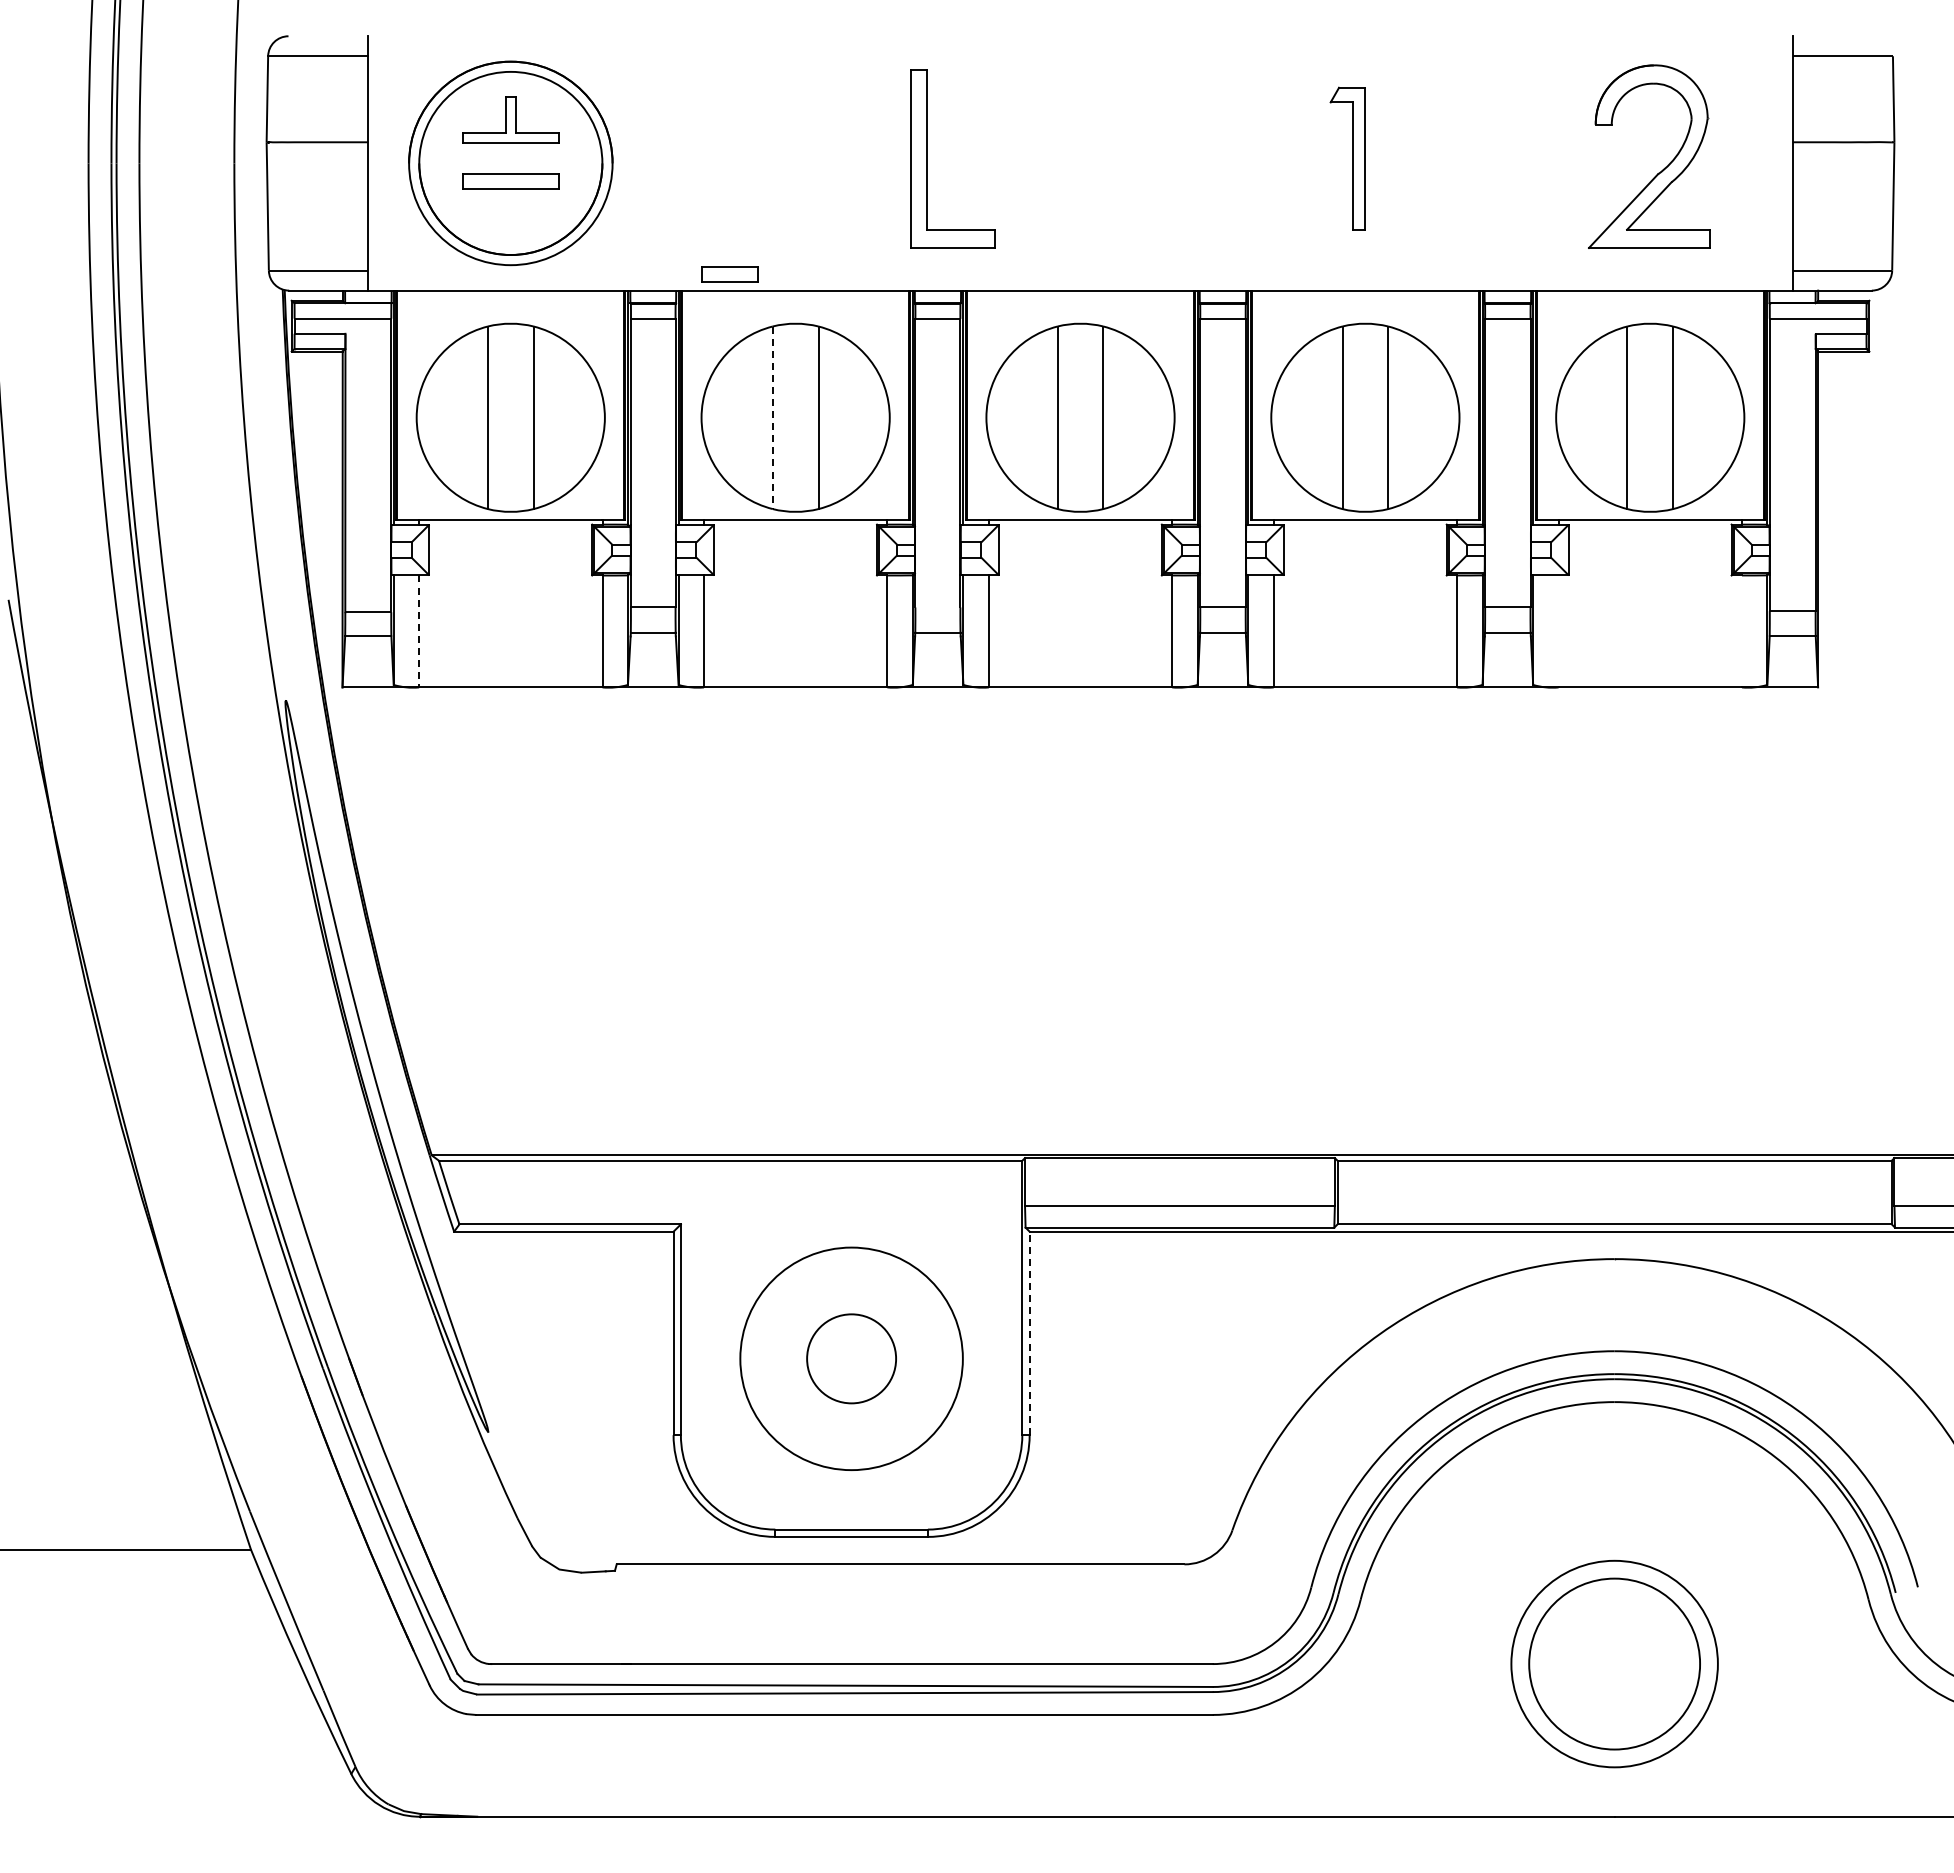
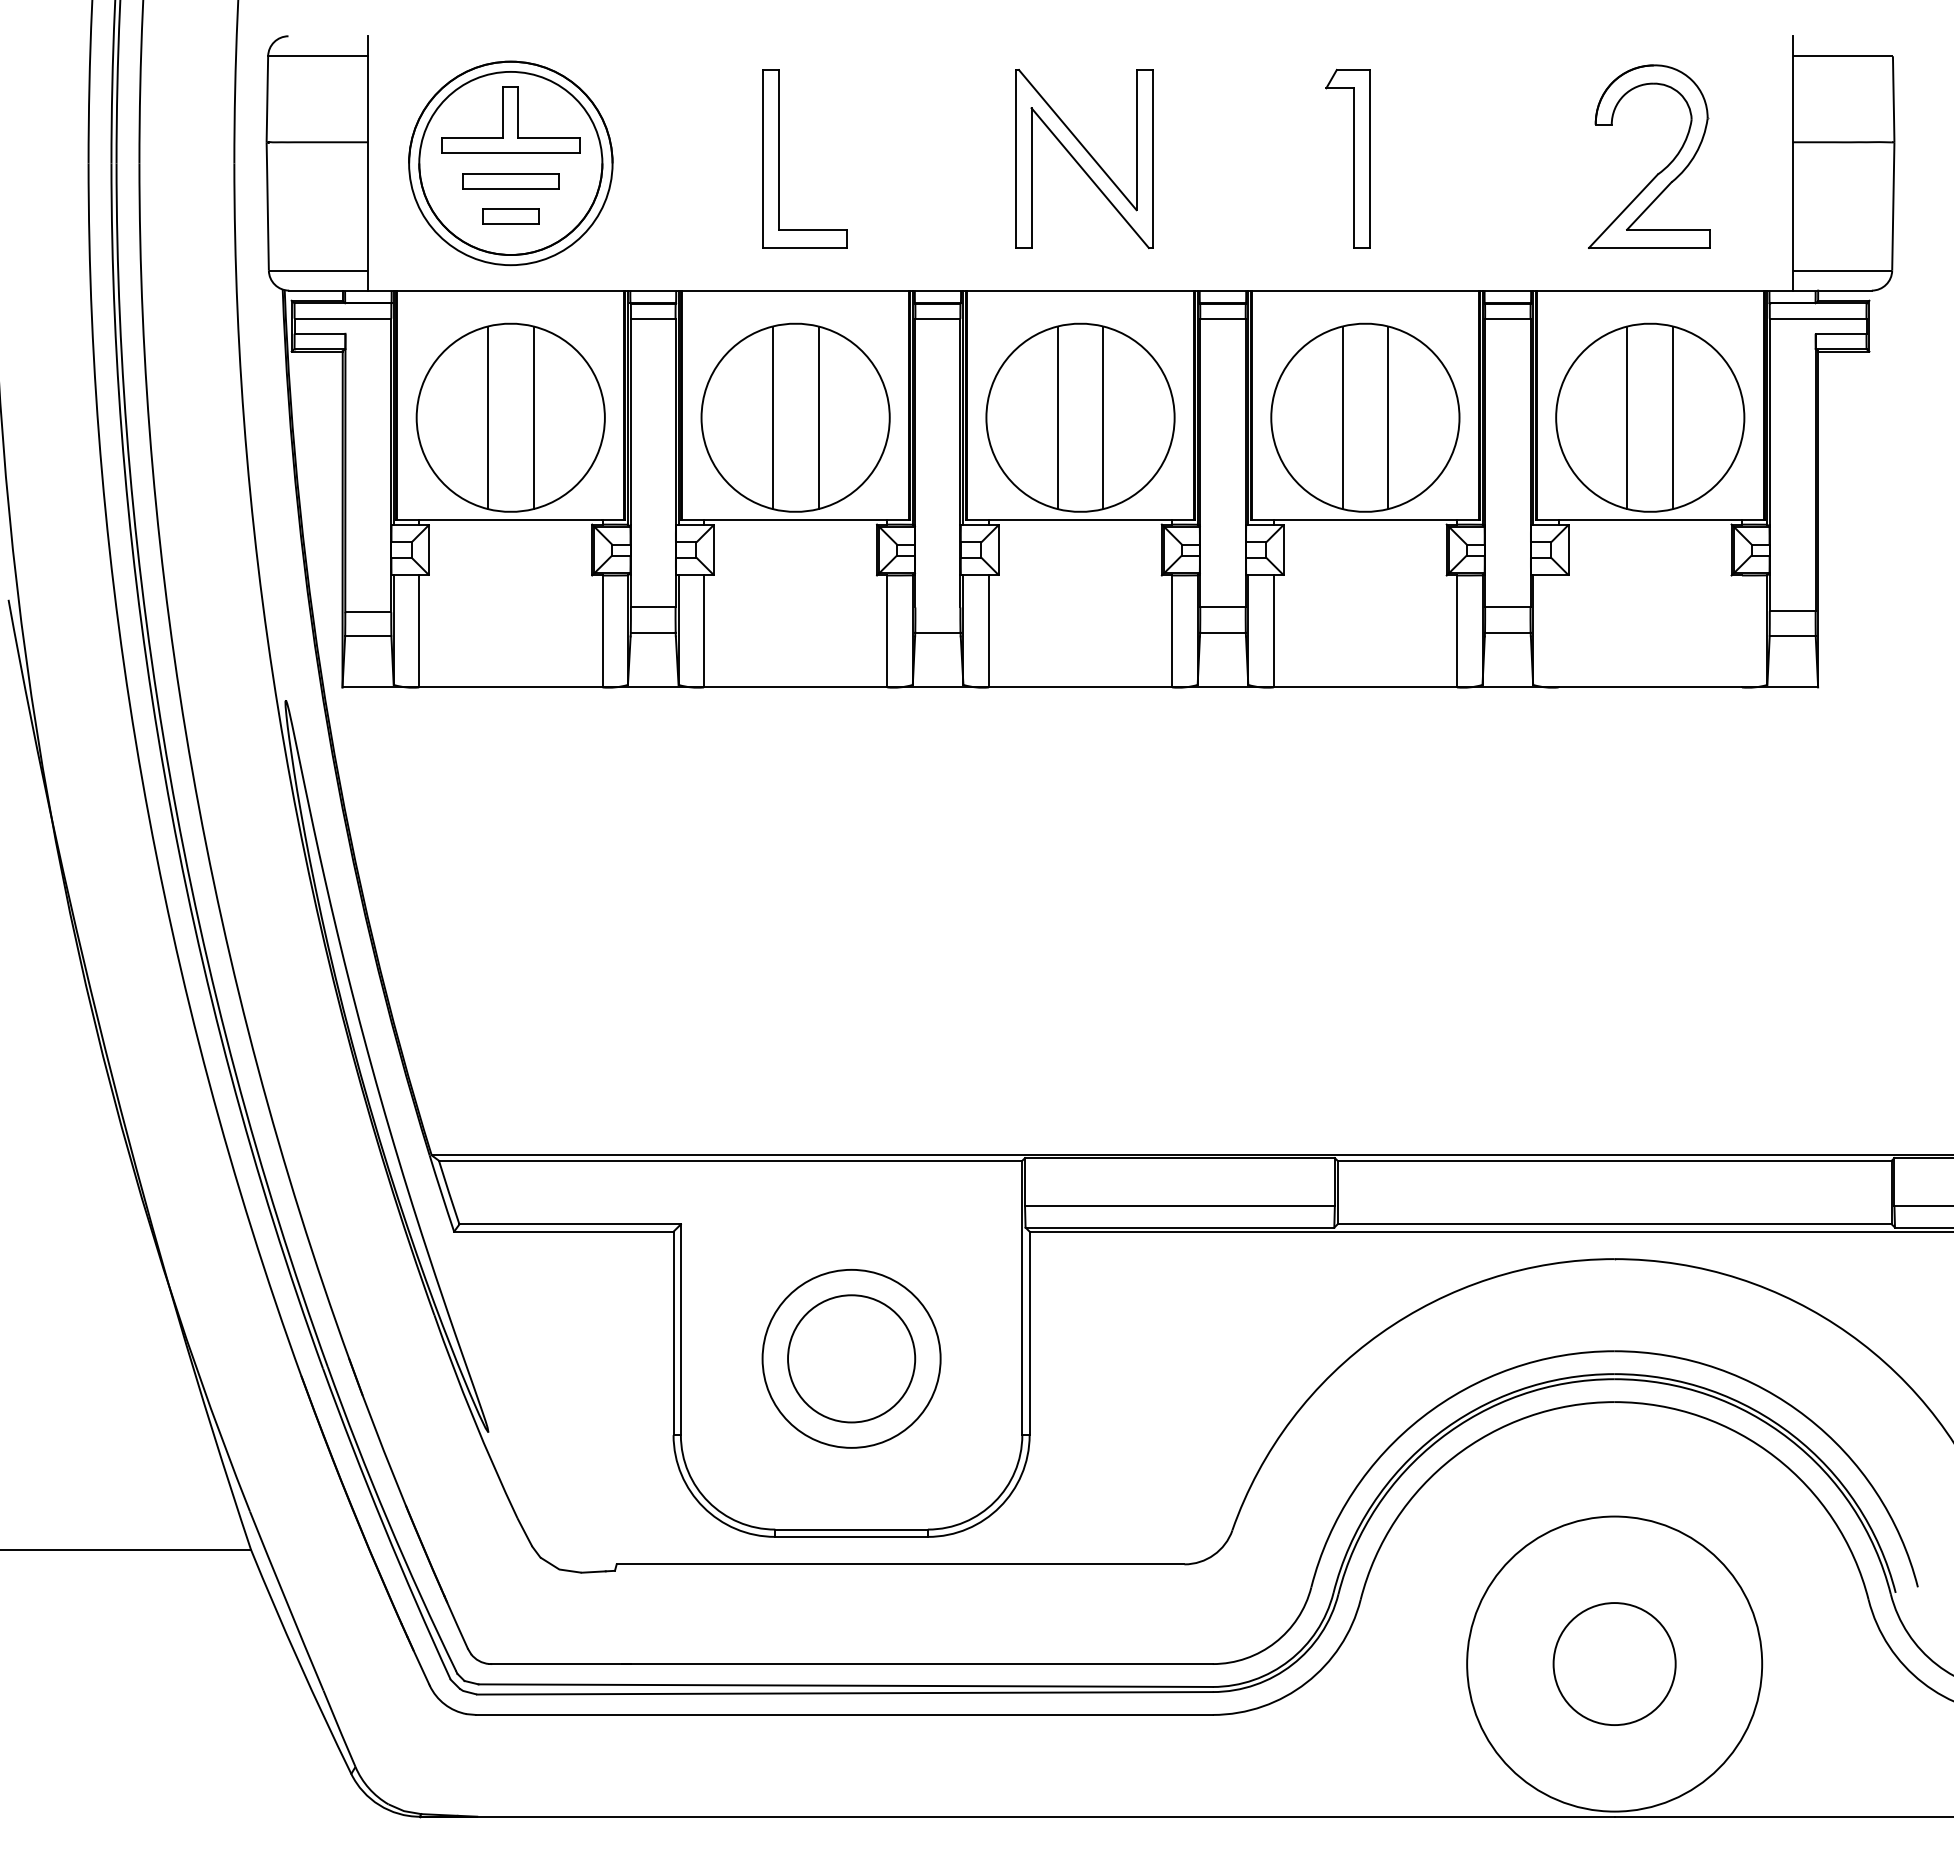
part size: 98x48 px -> 140x68 px (510, 119)
part position: (927, 158) -> (779, 158) (779, 158)
part: none -> present (1084, 158)
part size: 37x145 px -> 46x180 px (1347, 158)
part position: (729, 274) -> (510, 216) (510, 216)
line: dashed -> solid (772, 418)
line: dashed -> solid (419, 631)
line: dashed -> solid (1029, 1333)
circle diameter: 223 px -> 178 px (851, 1358)
circle diameter: 89 px -> 127 px (851, 1358)
circle diameter: 171 px -> 122 px (1614, 1664)
circle diameter: 207 px -> 295 px (1614, 1663)
